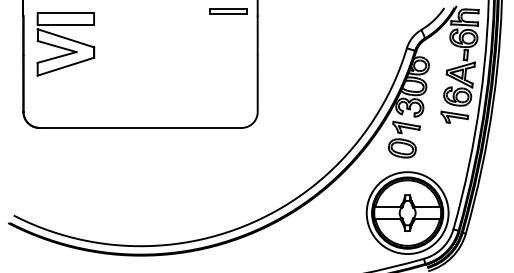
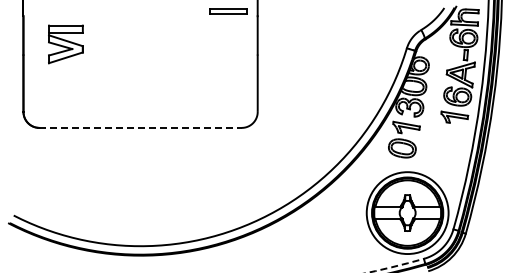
part size: 60x65 px -> 36x41 px (65, 44)
line: solid -> dashed (141, 127)
arc: solid -> dashed (395, 266)
